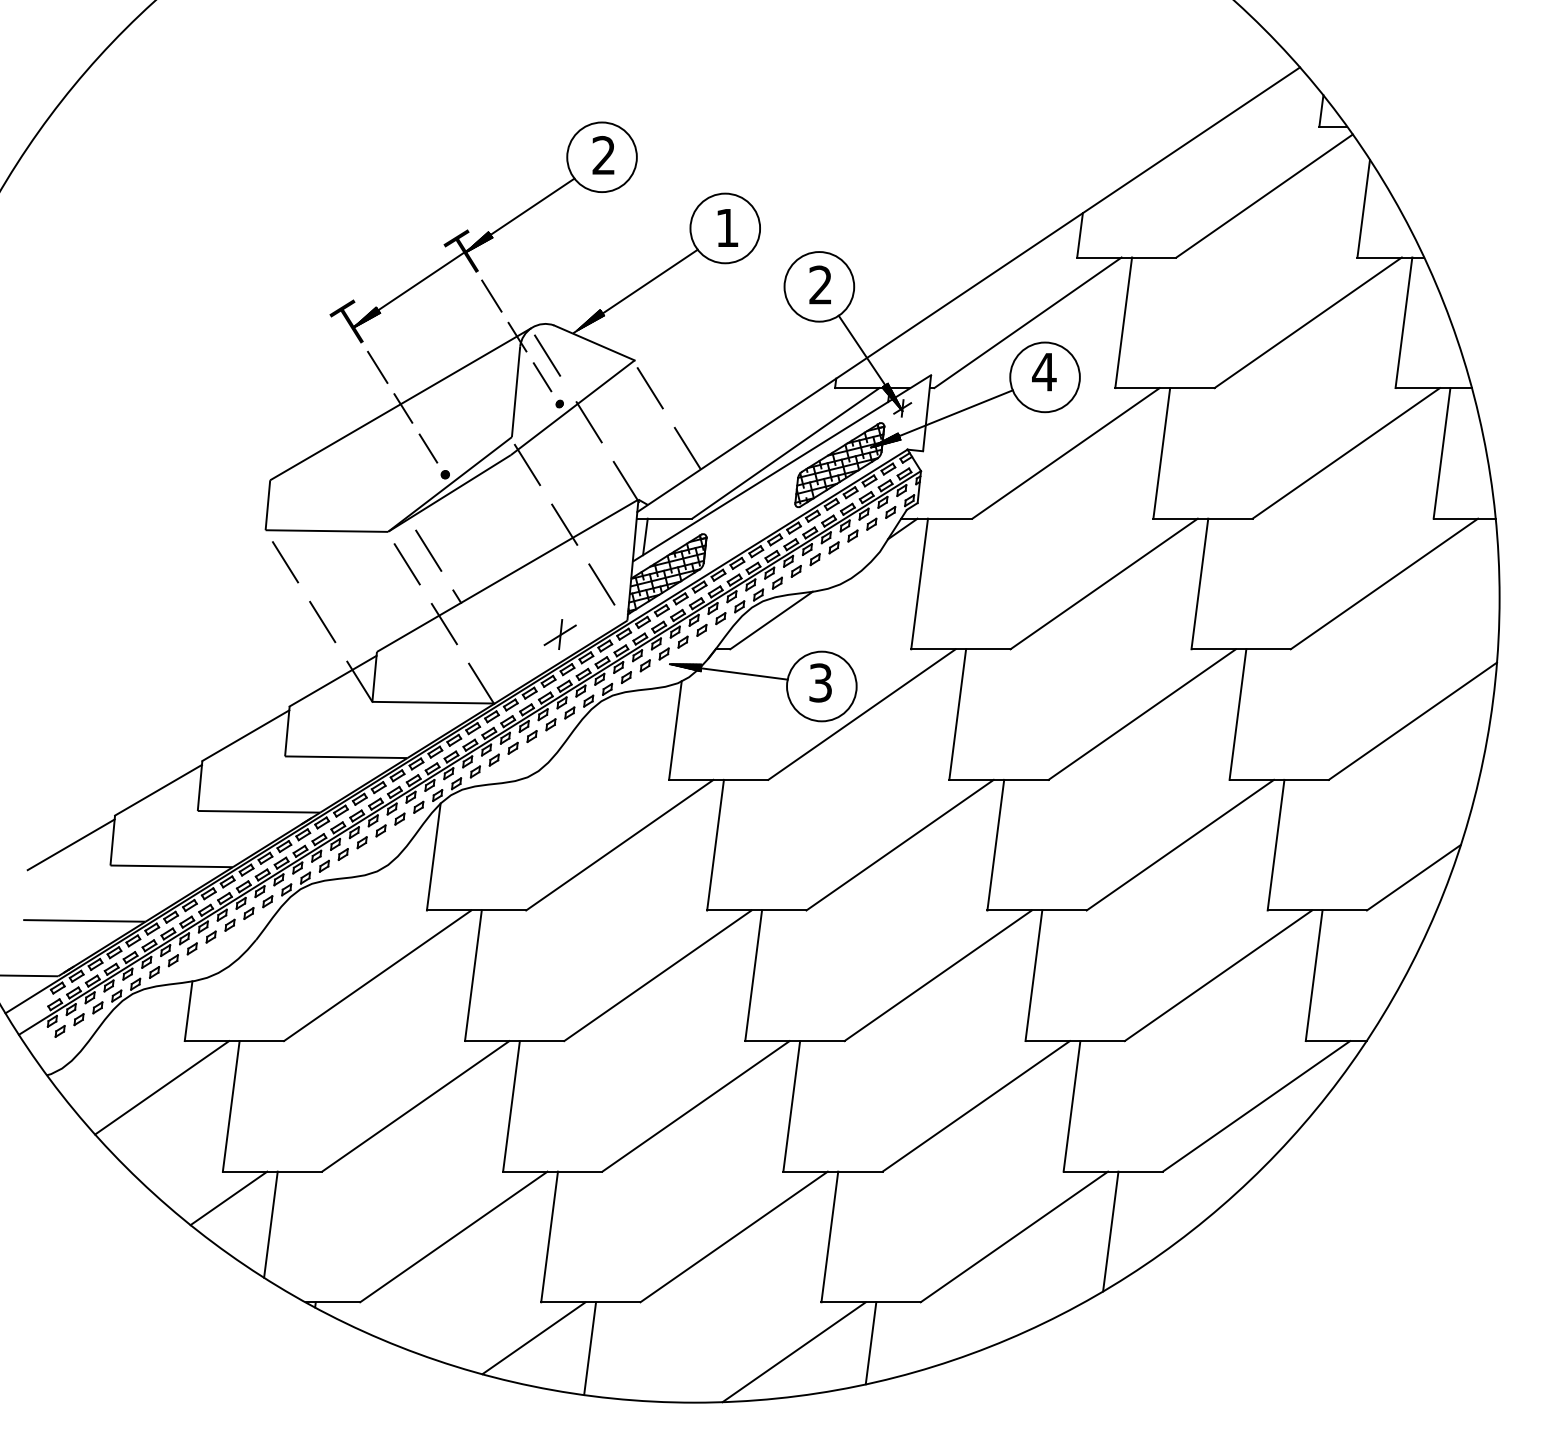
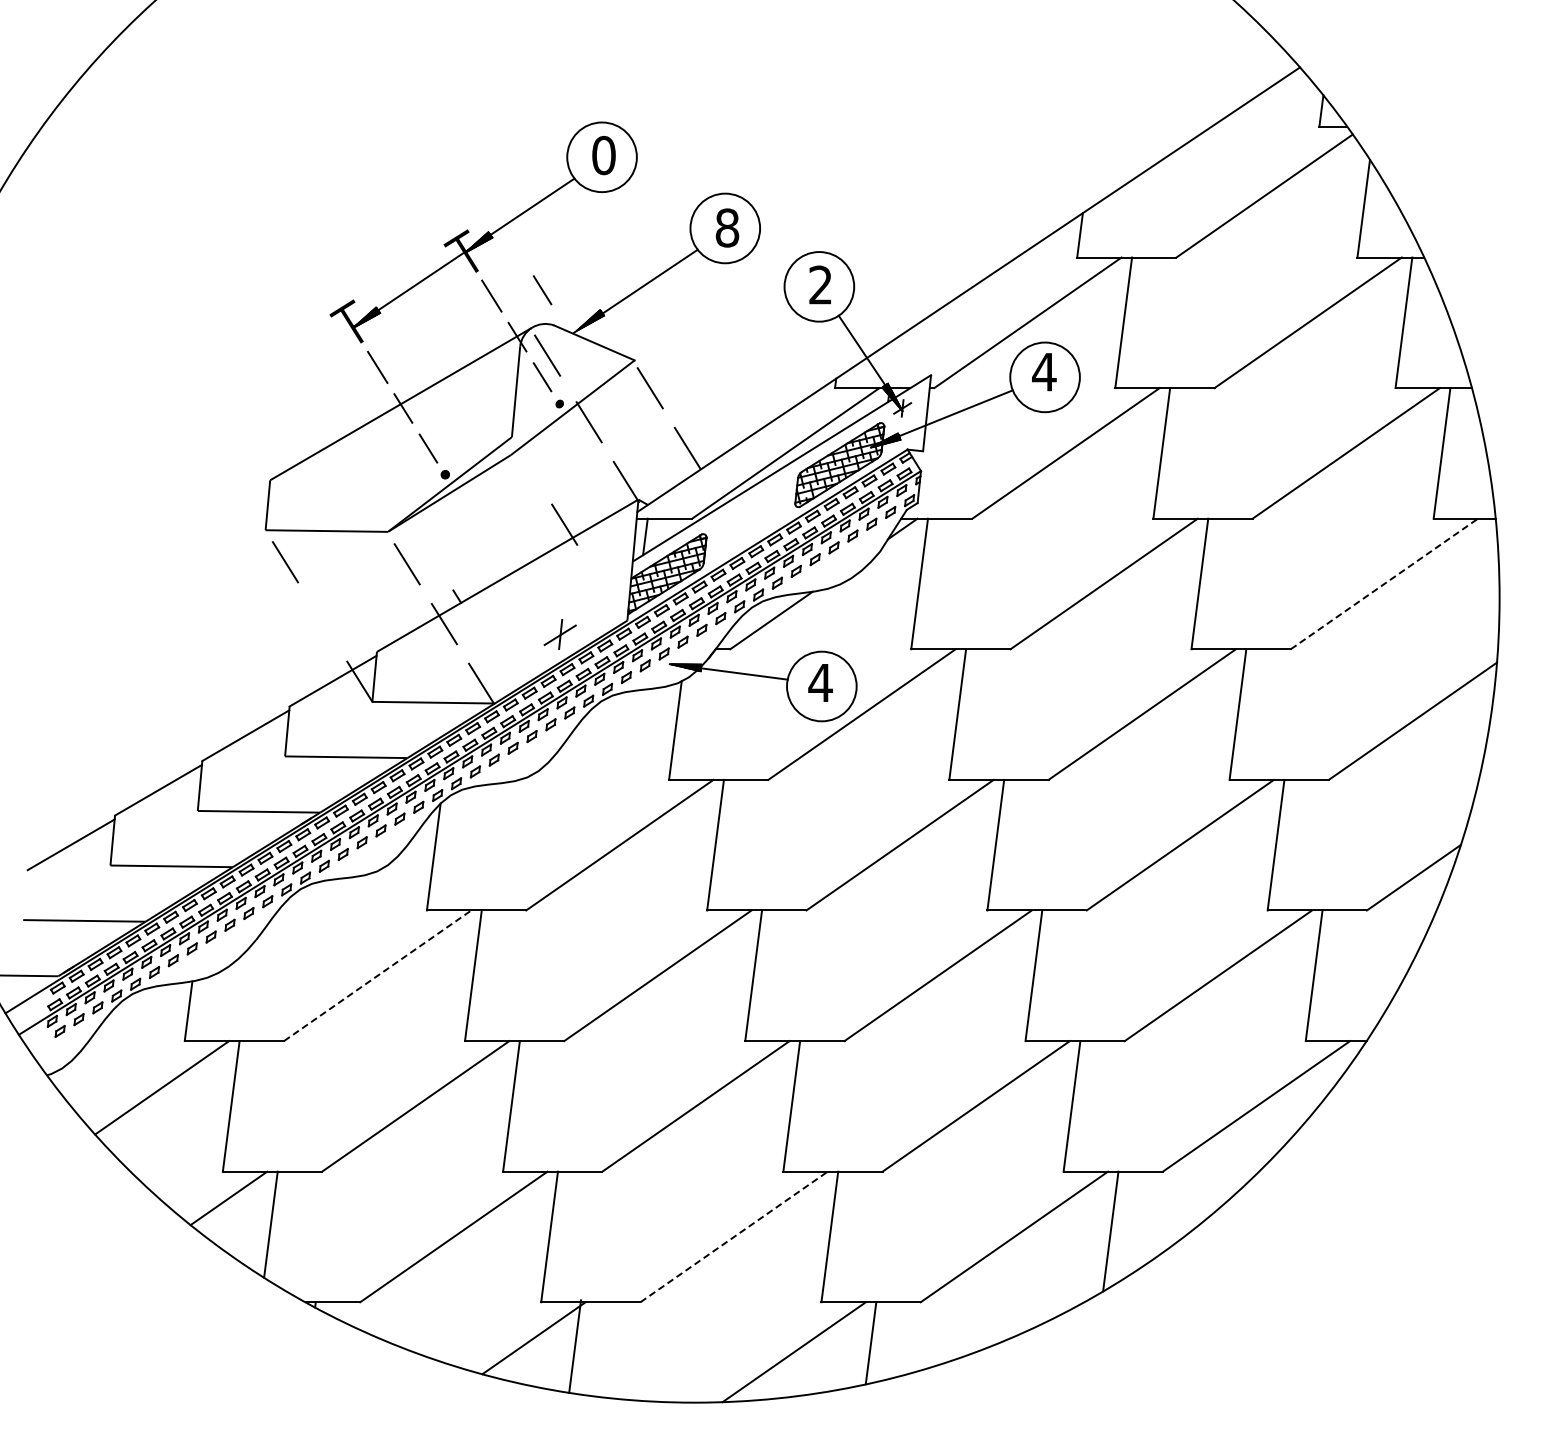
text: 2 -> 0 (603, 155)
text: 1 -> 8 (727, 227)
line: none -> present (542, 290)
line: present -> none (527, 464)
line: present -> none (428, 550)
line: solid -> dashed (1384, 583)
line: present -> none (601, 584)
line: present -> none (322, 621)
text: 3 -> 4 (820, 682)
line: solid -> dashed (378, 975)
line: solid -> dashed (734, 1236)
line position: (590, 1348) -> (575, 1346) (575, 1346)
